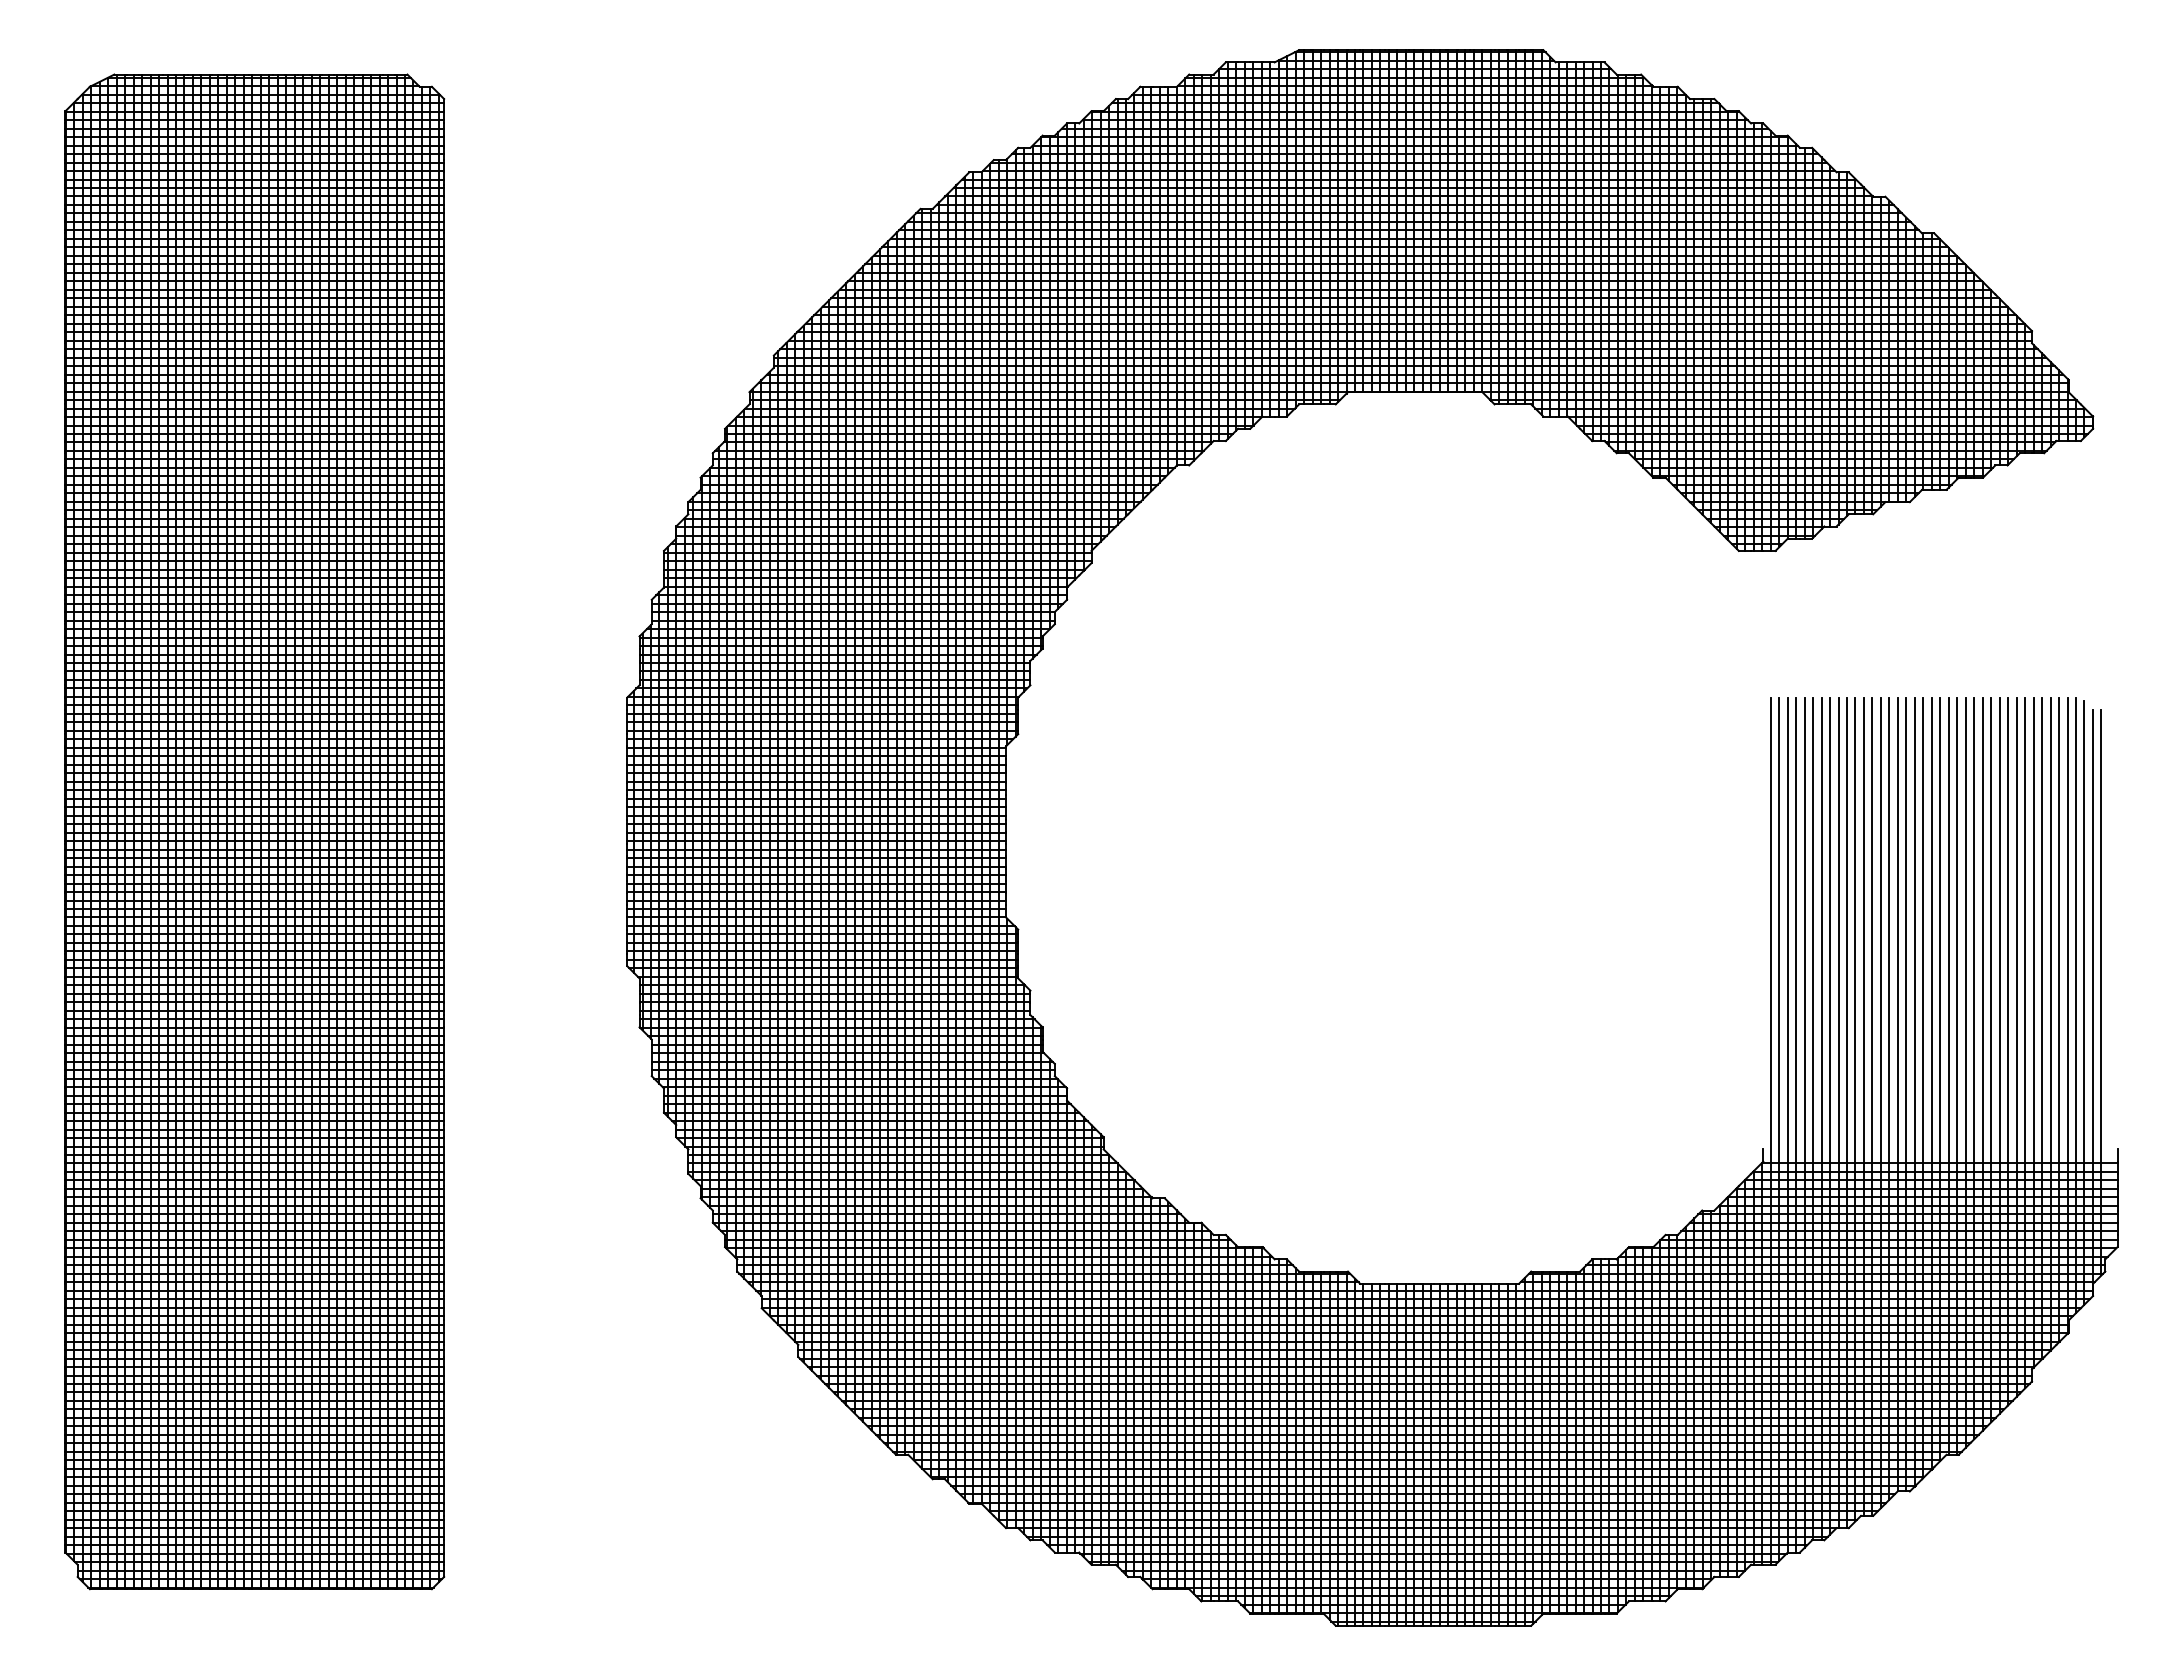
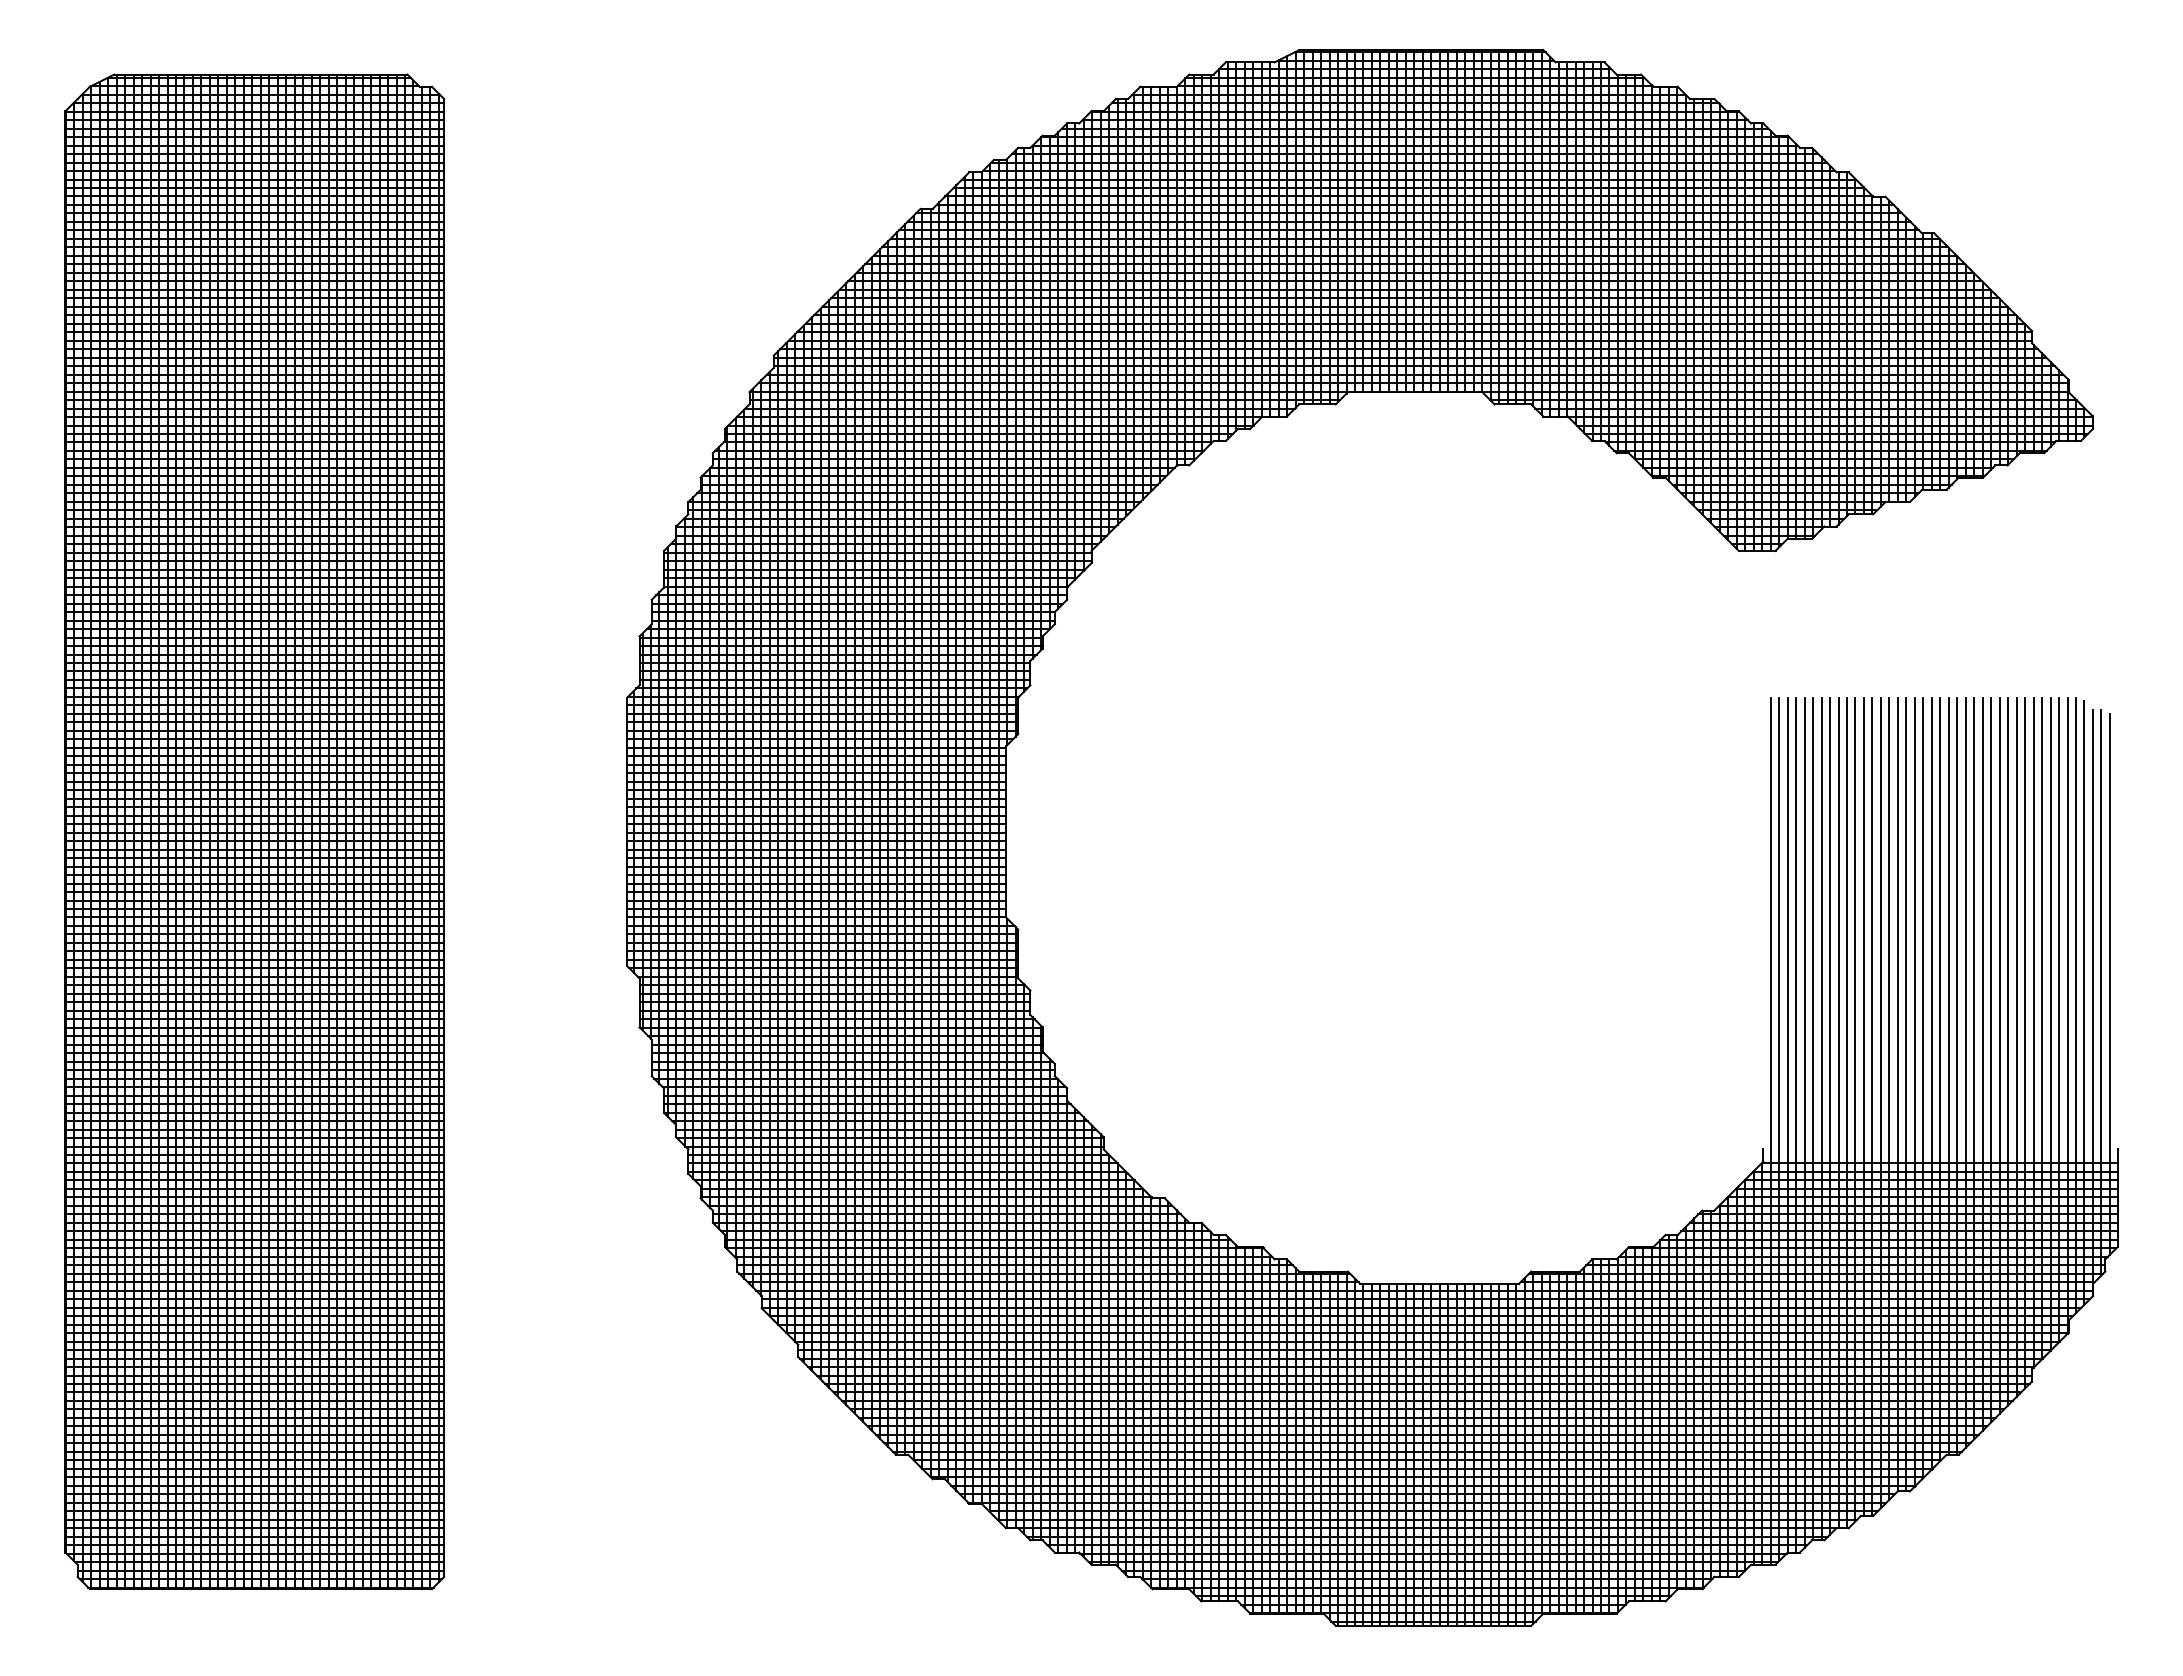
line: none -> present (2109, 984)
